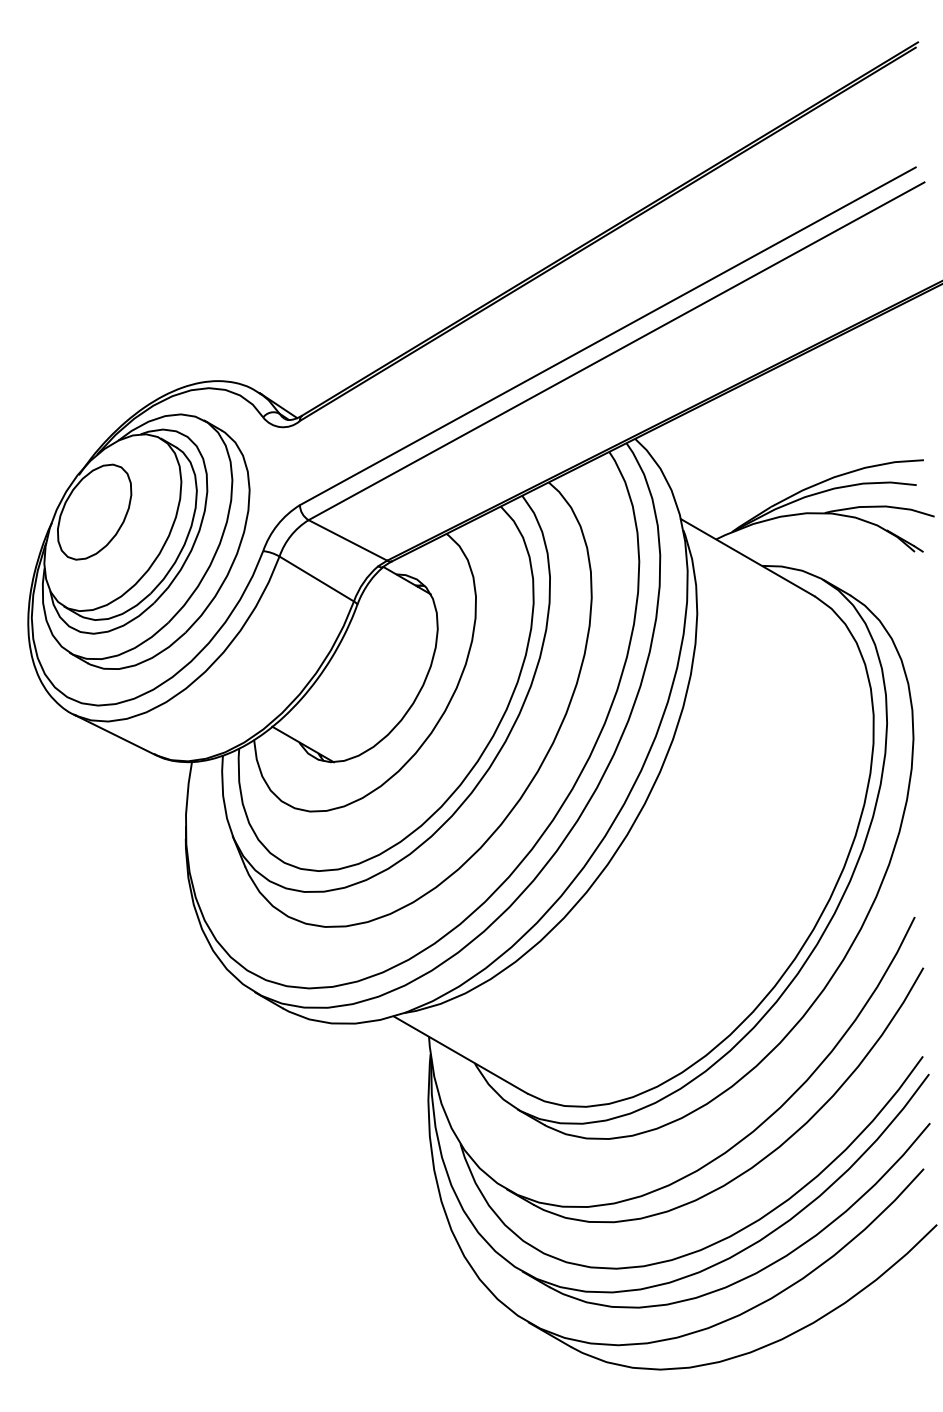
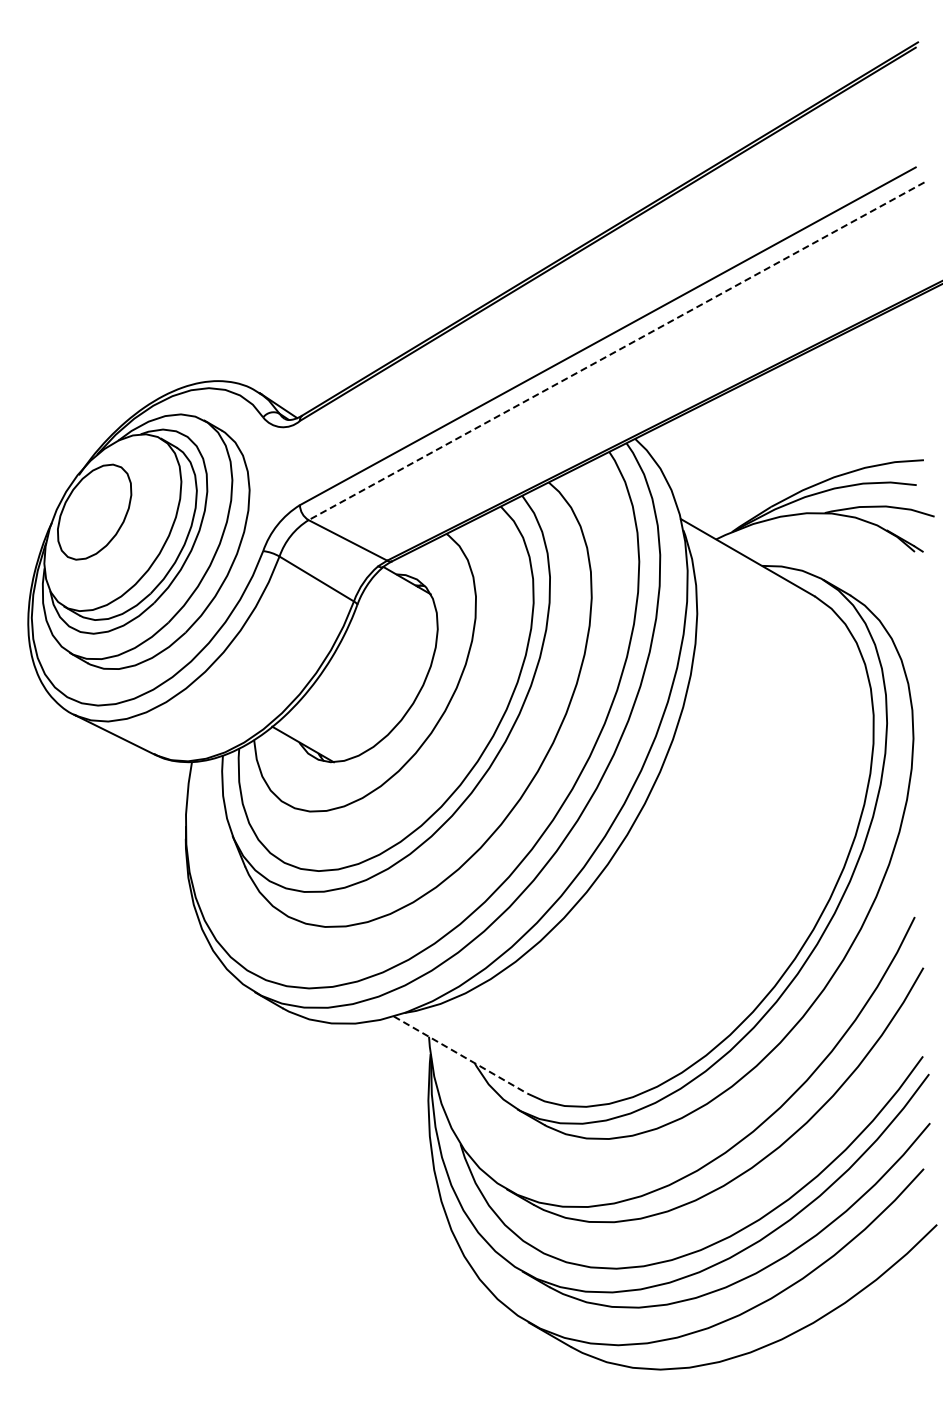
line: solid -> dashed (616, 351)
line: solid -> dashed (461, 1055)
